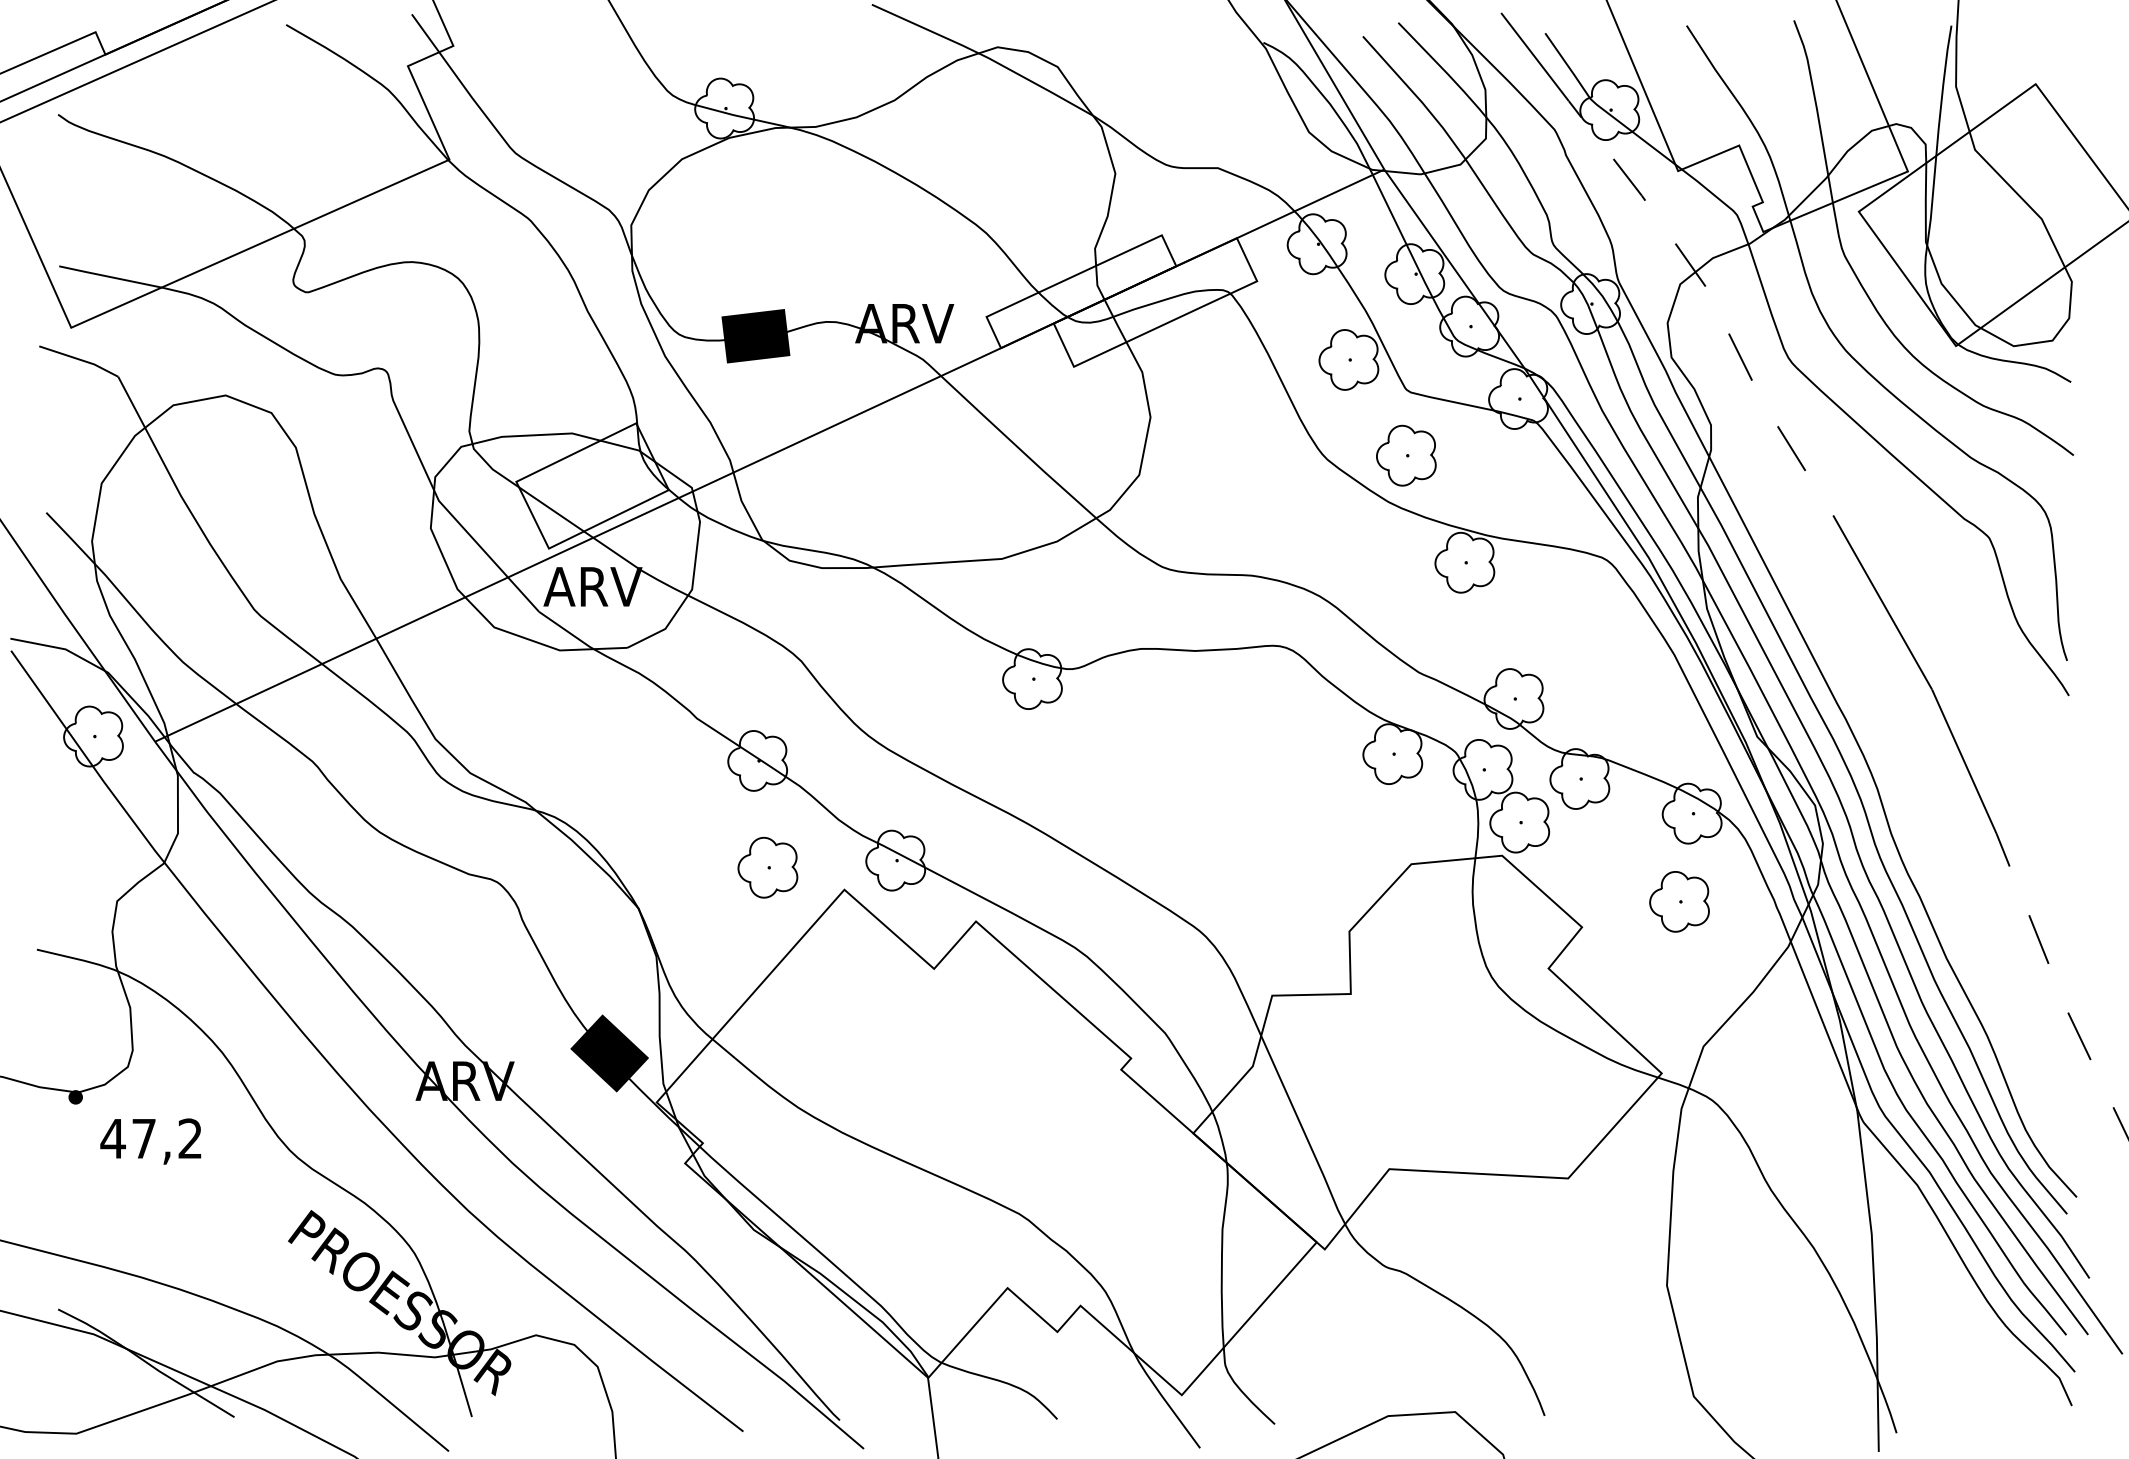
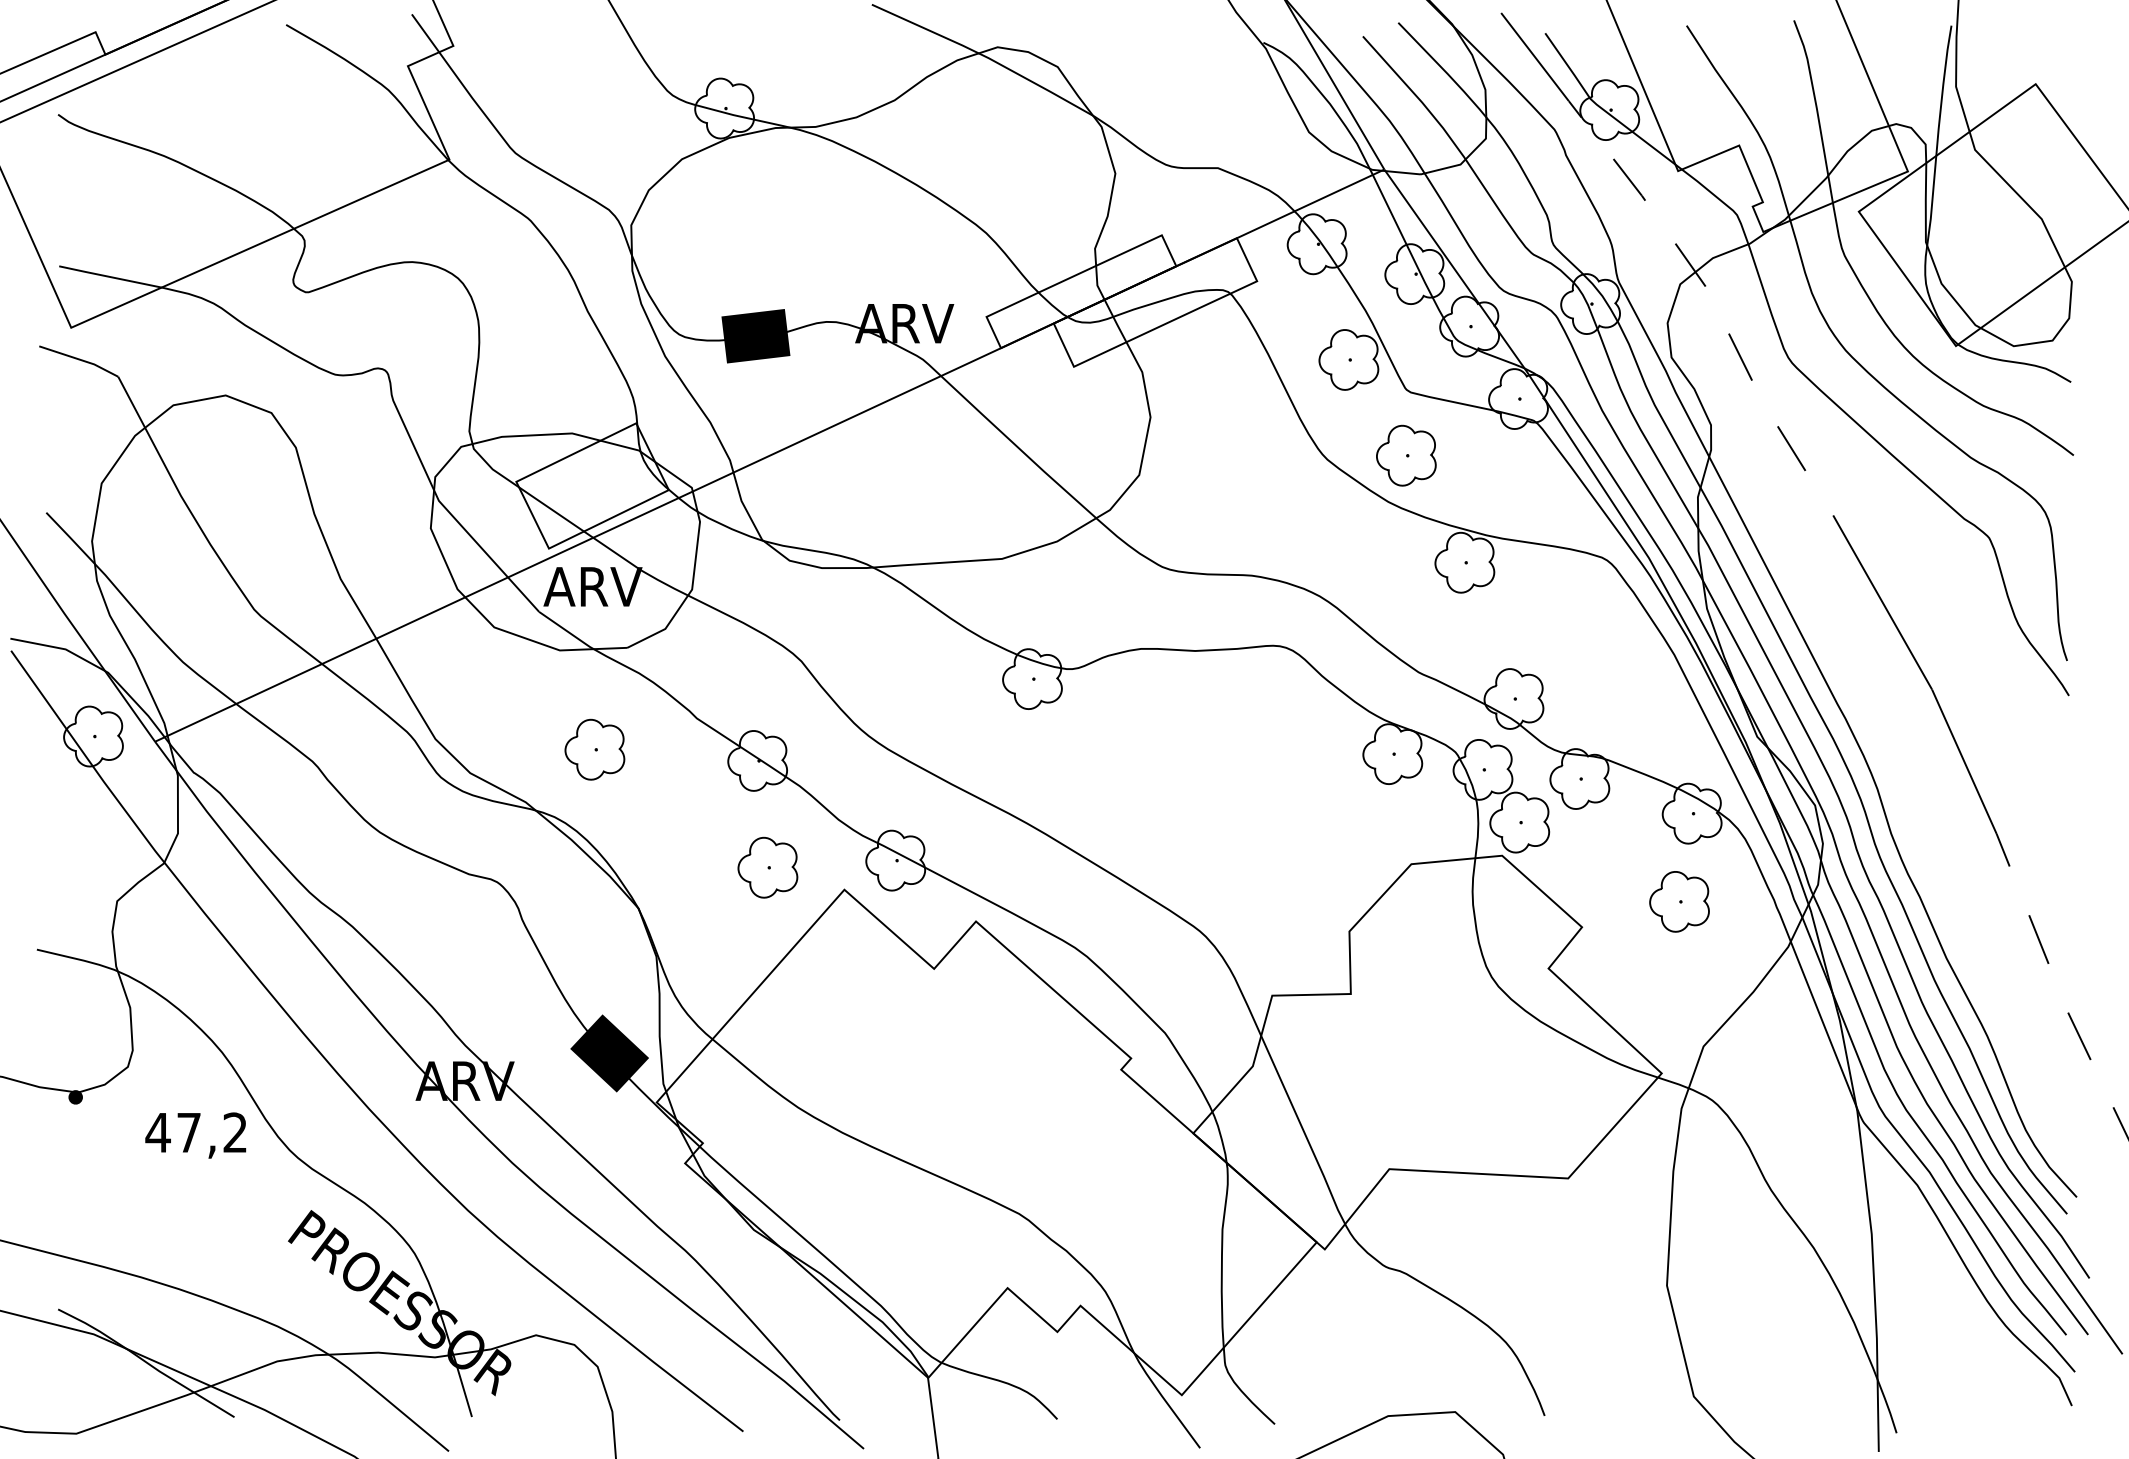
part: none -> present (594, 749)
text position: (150, 1141) -> (195, 1135) (195, 1135)
